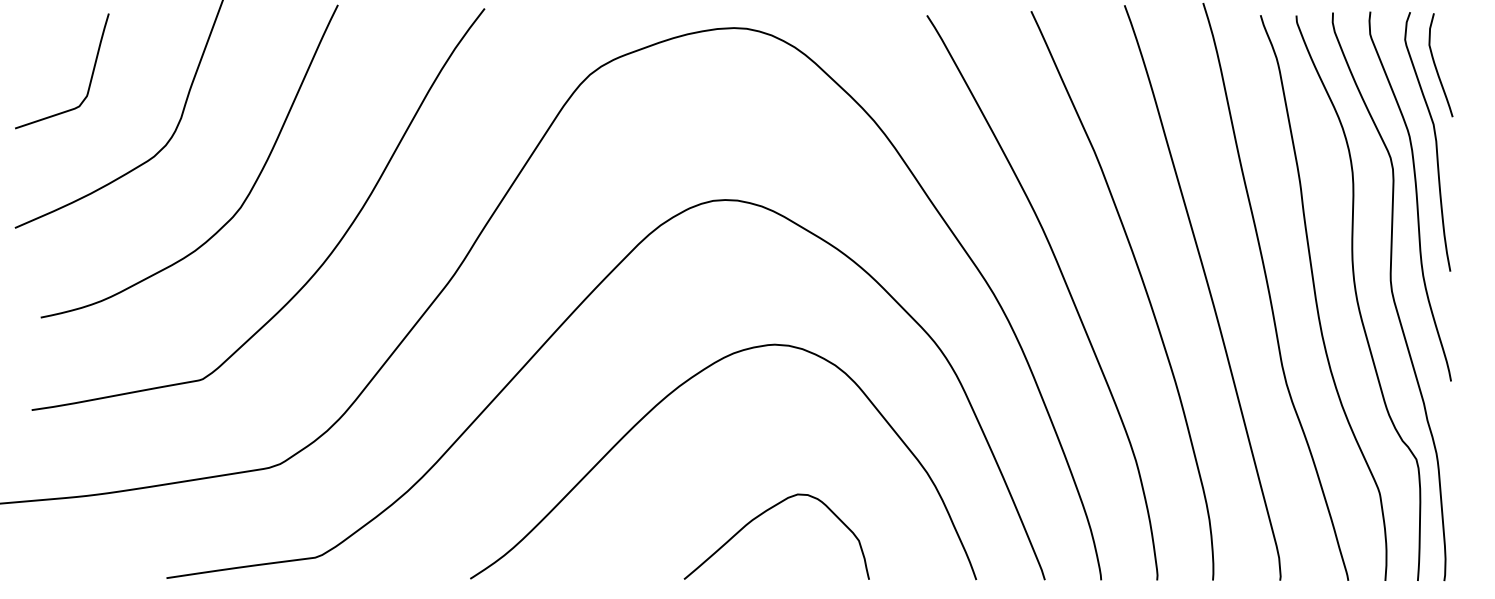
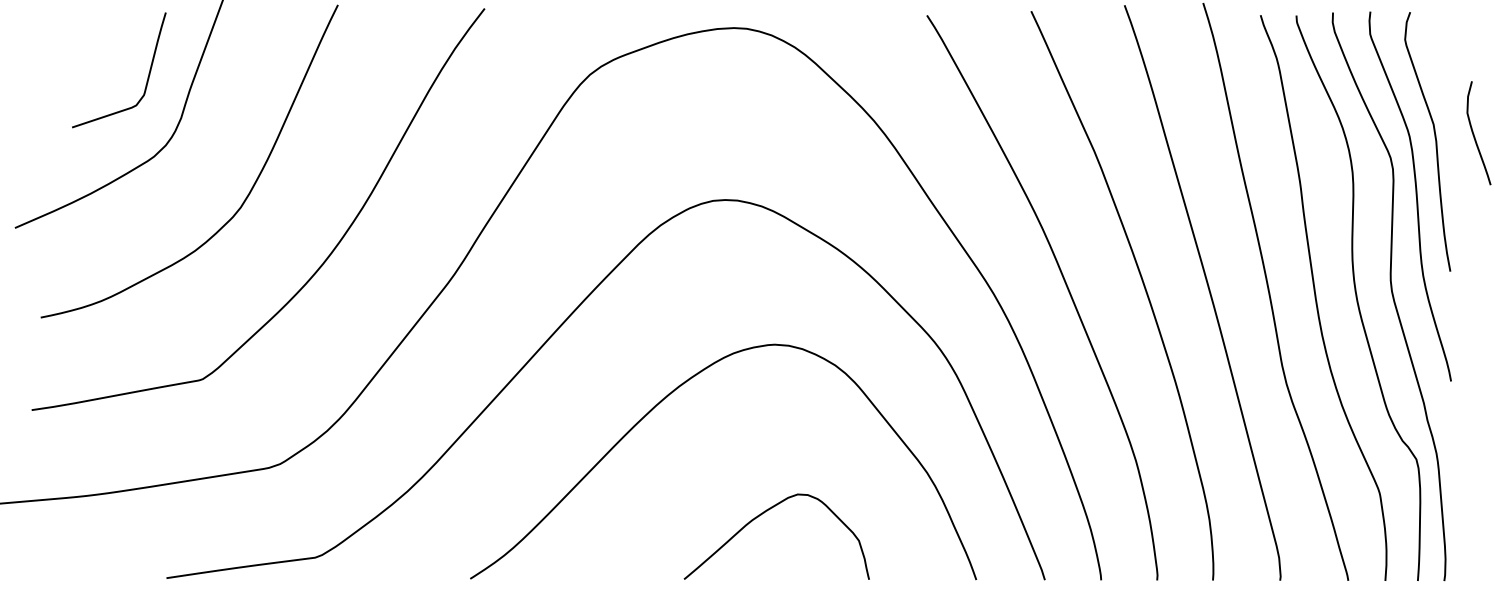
curve position: (1436, 66) -> (1474, 134) (1474, 134)
curve position: (90, 78) -> (147, 77) (147, 77)
